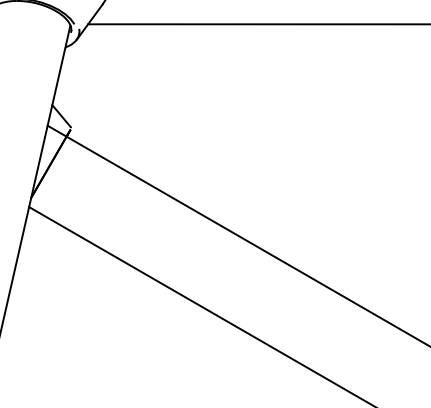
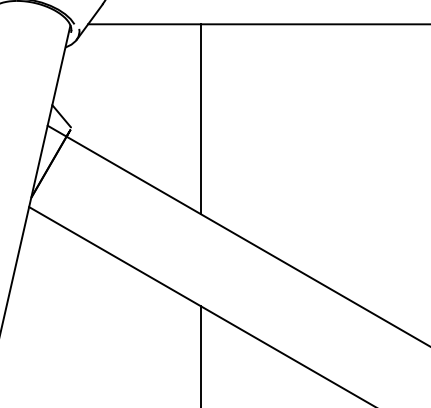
line: none -> present (200, 119)
line: none -> present (200, 355)
